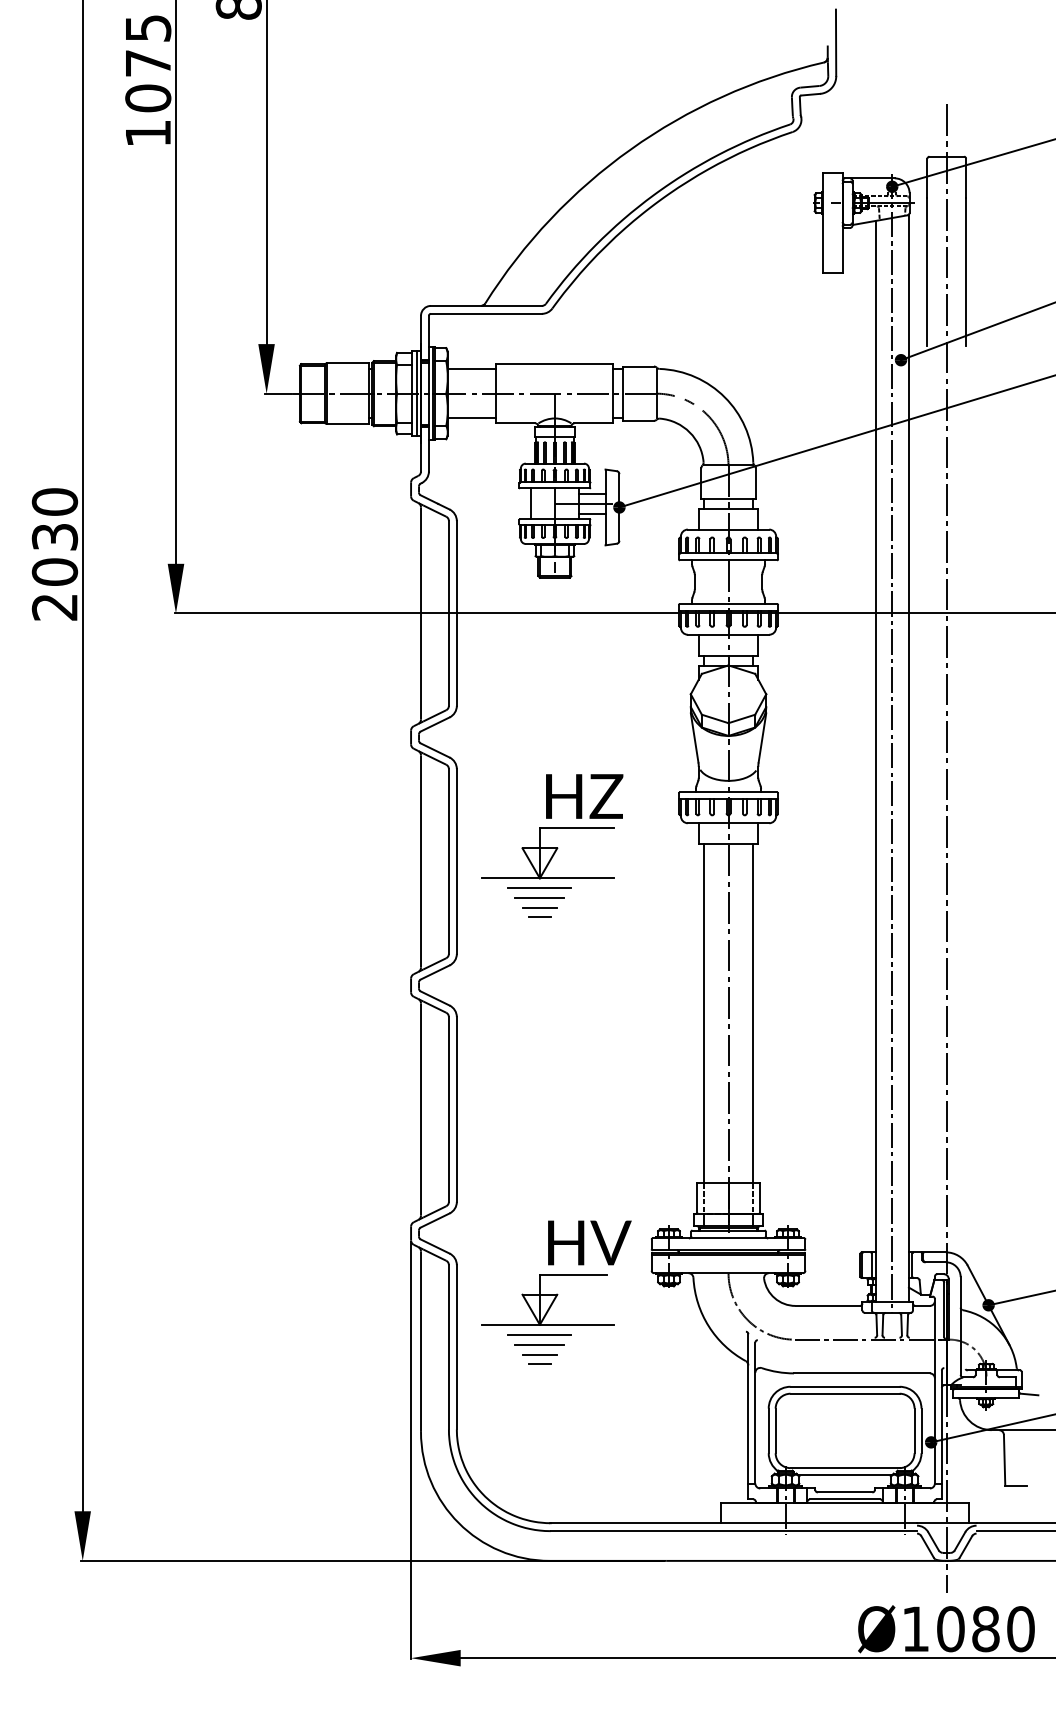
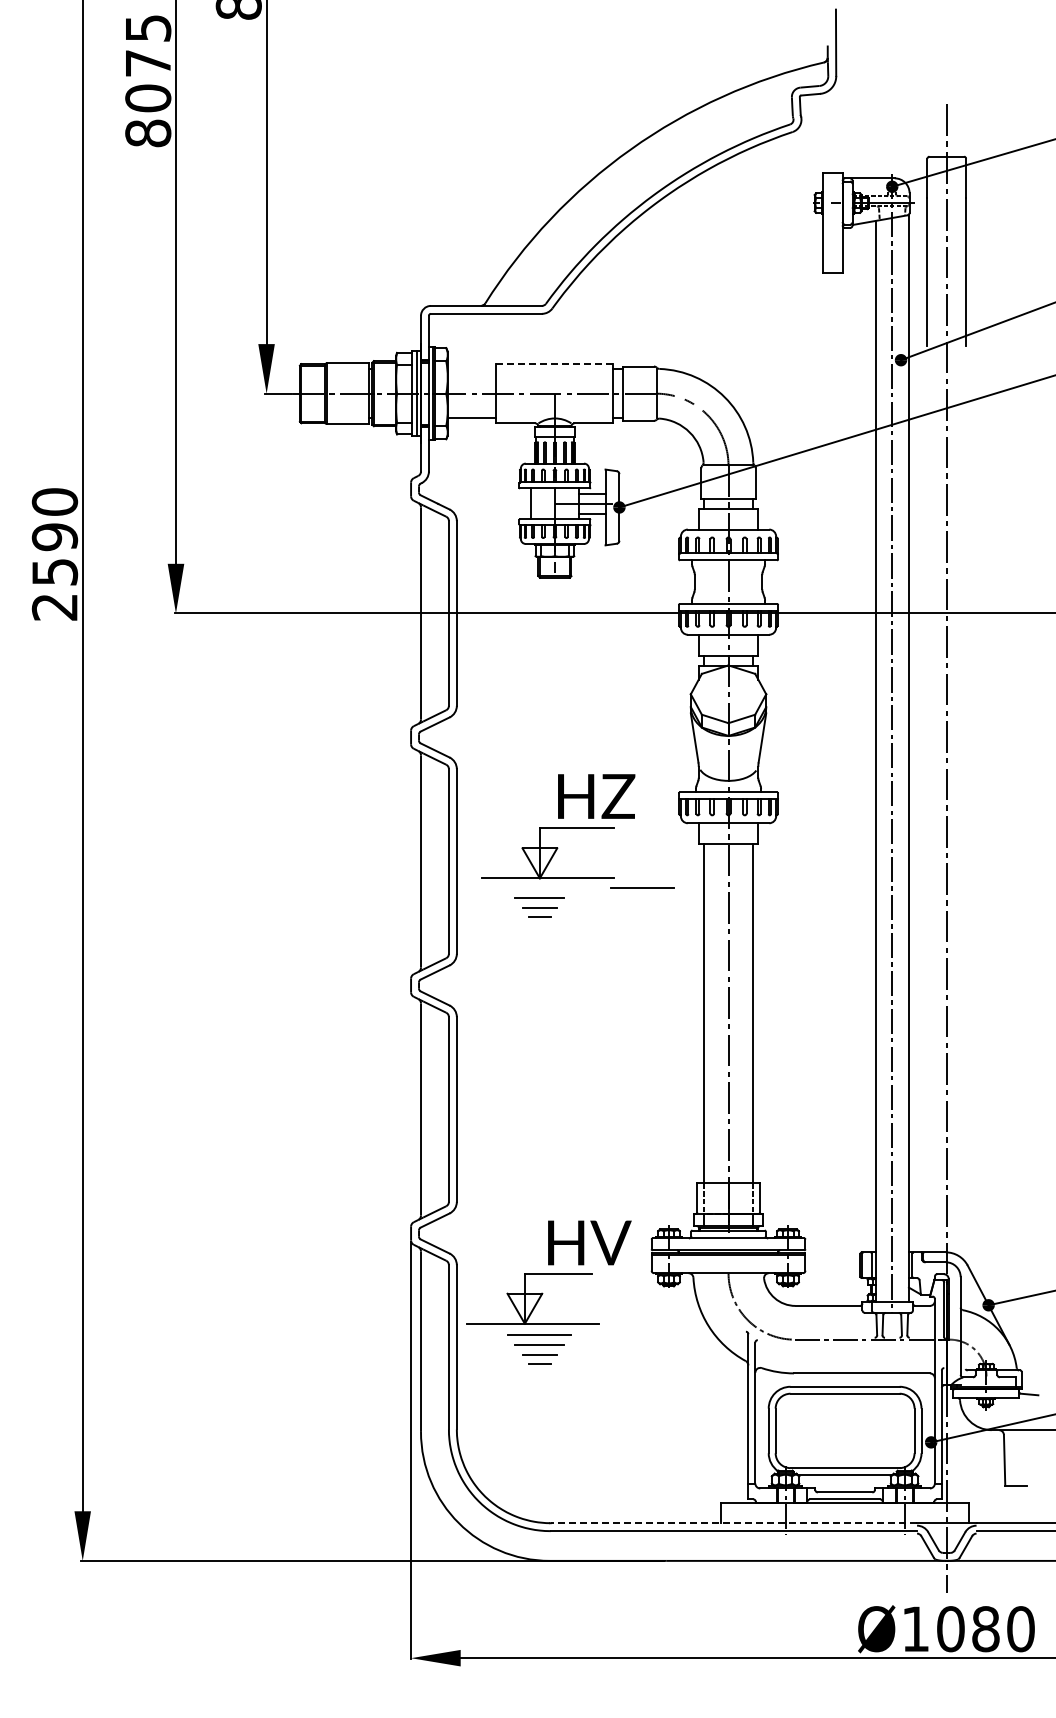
text: 1075 -> 8075 (148, 133)
line: solid -> dashed (554, 363)
line: present -> none (471, 368)
text: 2030 -> 2590 (54, 554)
text position: (584, 796) -> (596, 796) (596, 796)
line position: (539, 887) -> (642, 887) (642, 887)
part position: (547, 1299) -> (532, 1298) (532, 1298)
line: solid -> dashed (733, 1523)
